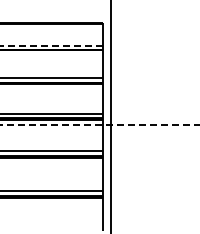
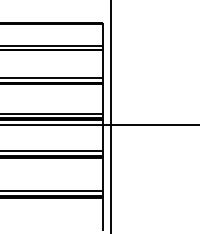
line: dashed -> solid (51, 45)
line: dashed -> solid (99, 125)
